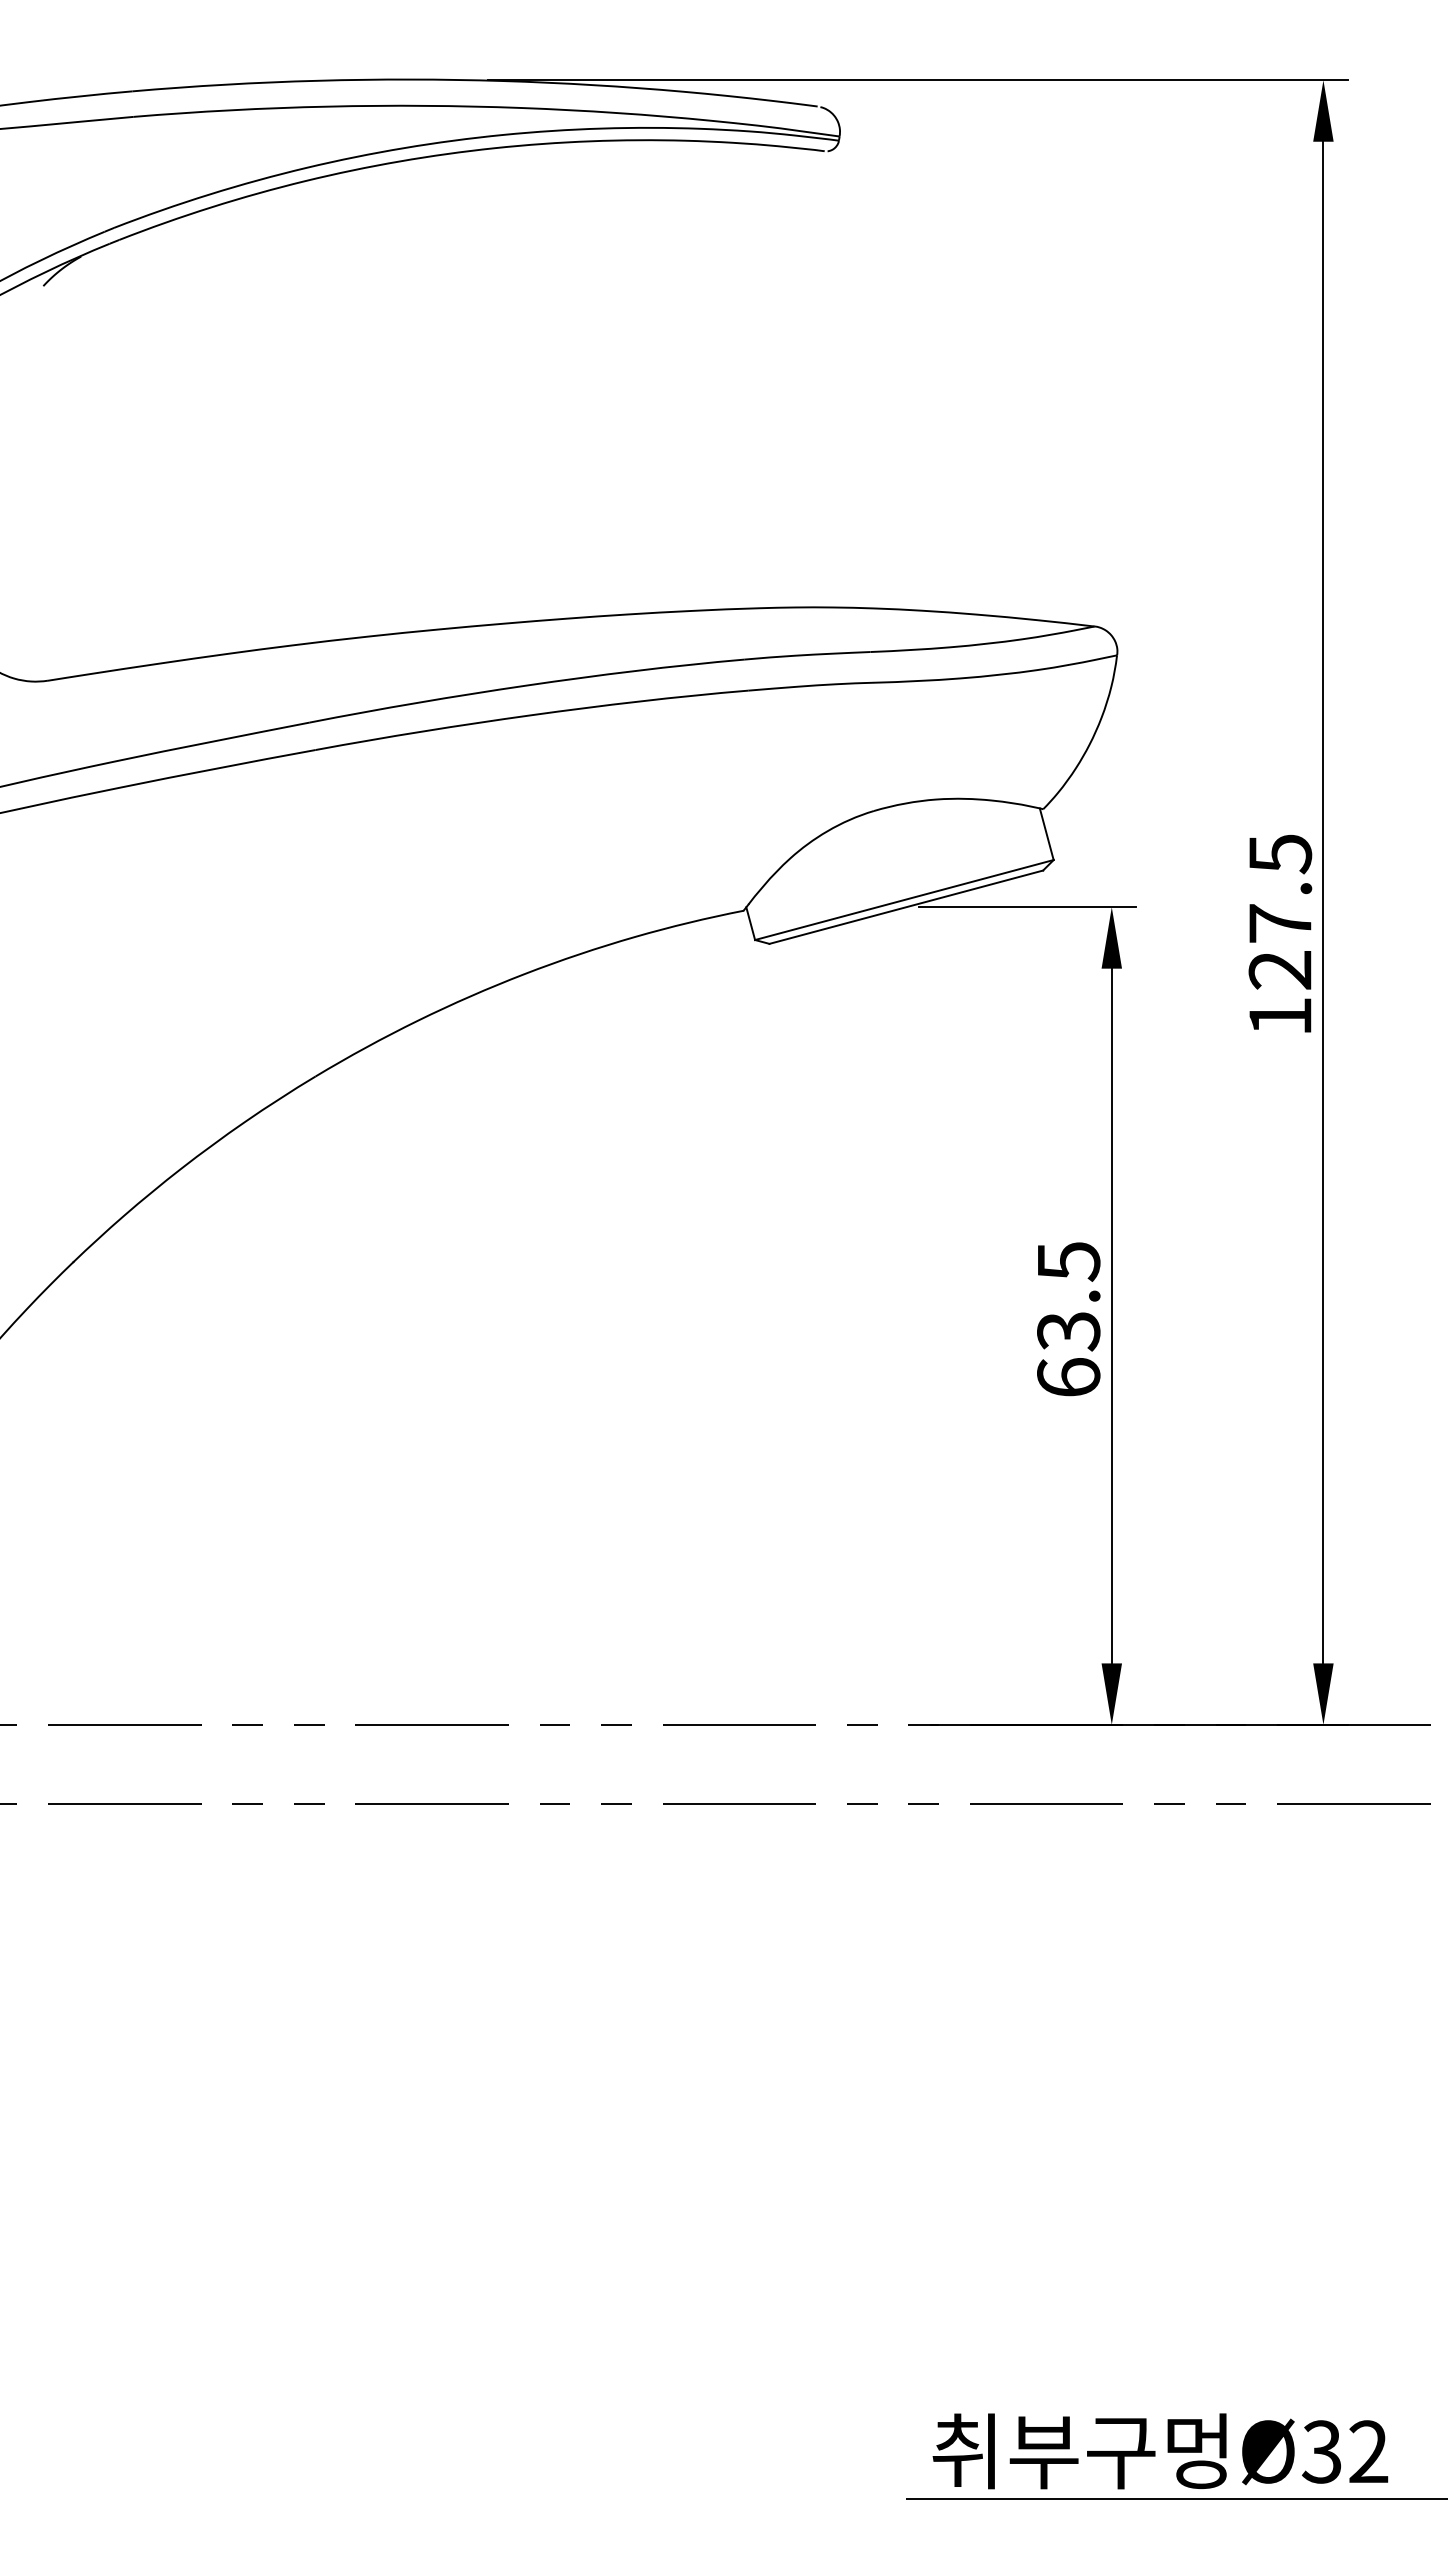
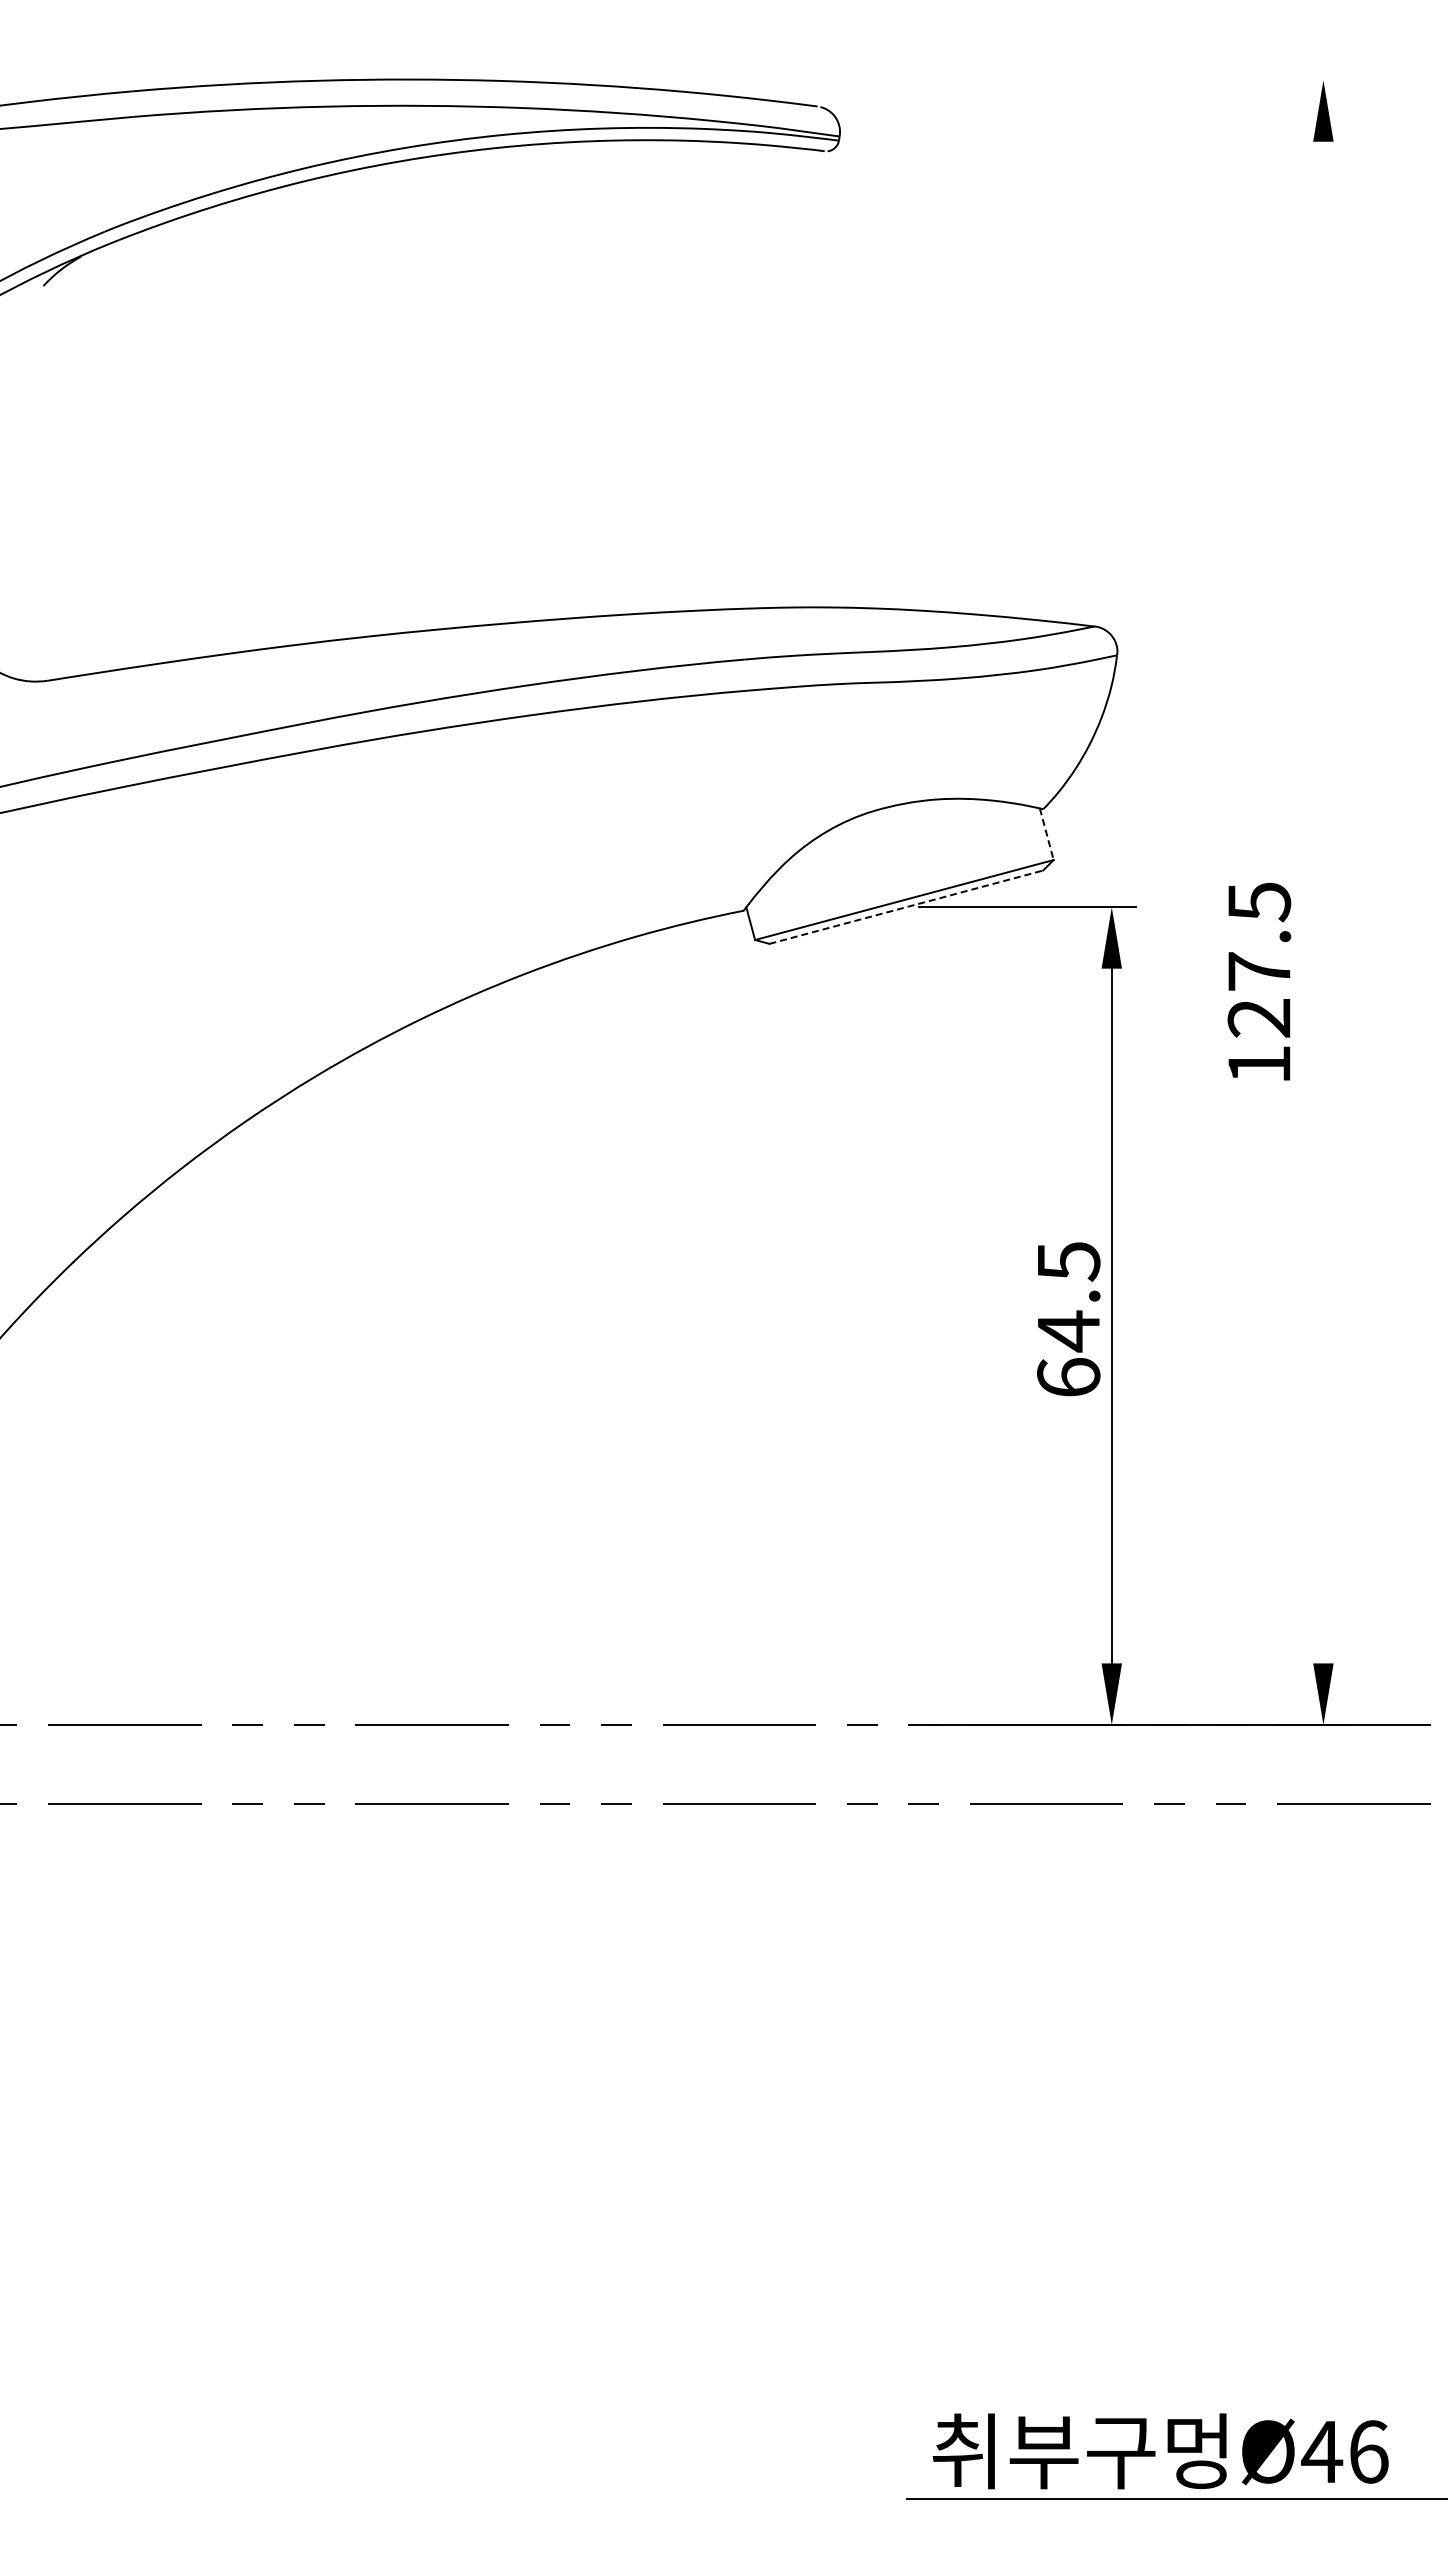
line: present -> none (917, 80)
line: solid -> dashed (1046, 834)
line: present -> none (1323, 902)
line: solid -> dashed (906, 907)
text position: (1280, 933) -> (1259, 981) (1259, 981)
text: 63.5 -> 64.5 (1068, 1331)
text: Ø32 -> Ø46 (1344, 2451)
